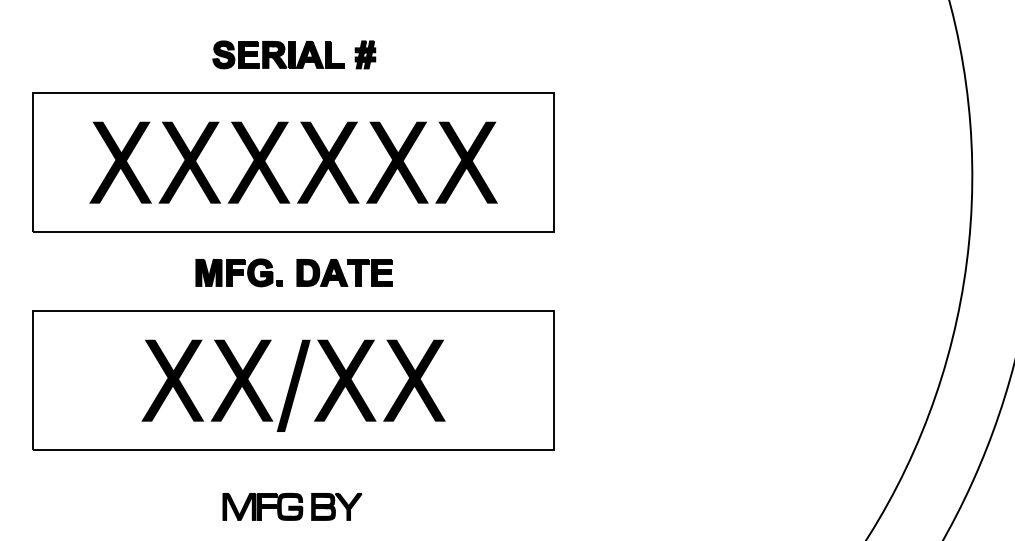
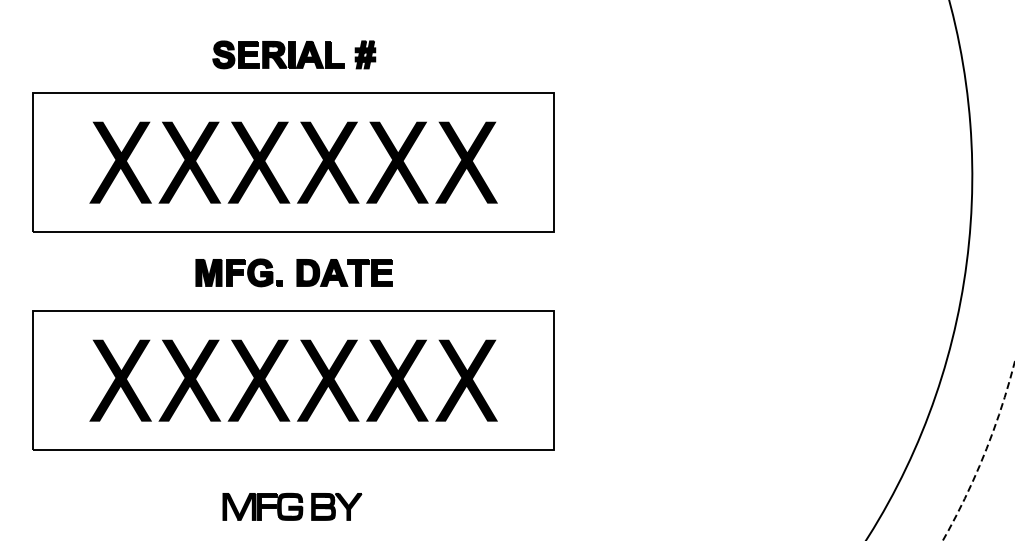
text: XX/XX -> XXXXXX (293, 385)
circle: solid -> dashed (978, 450)
